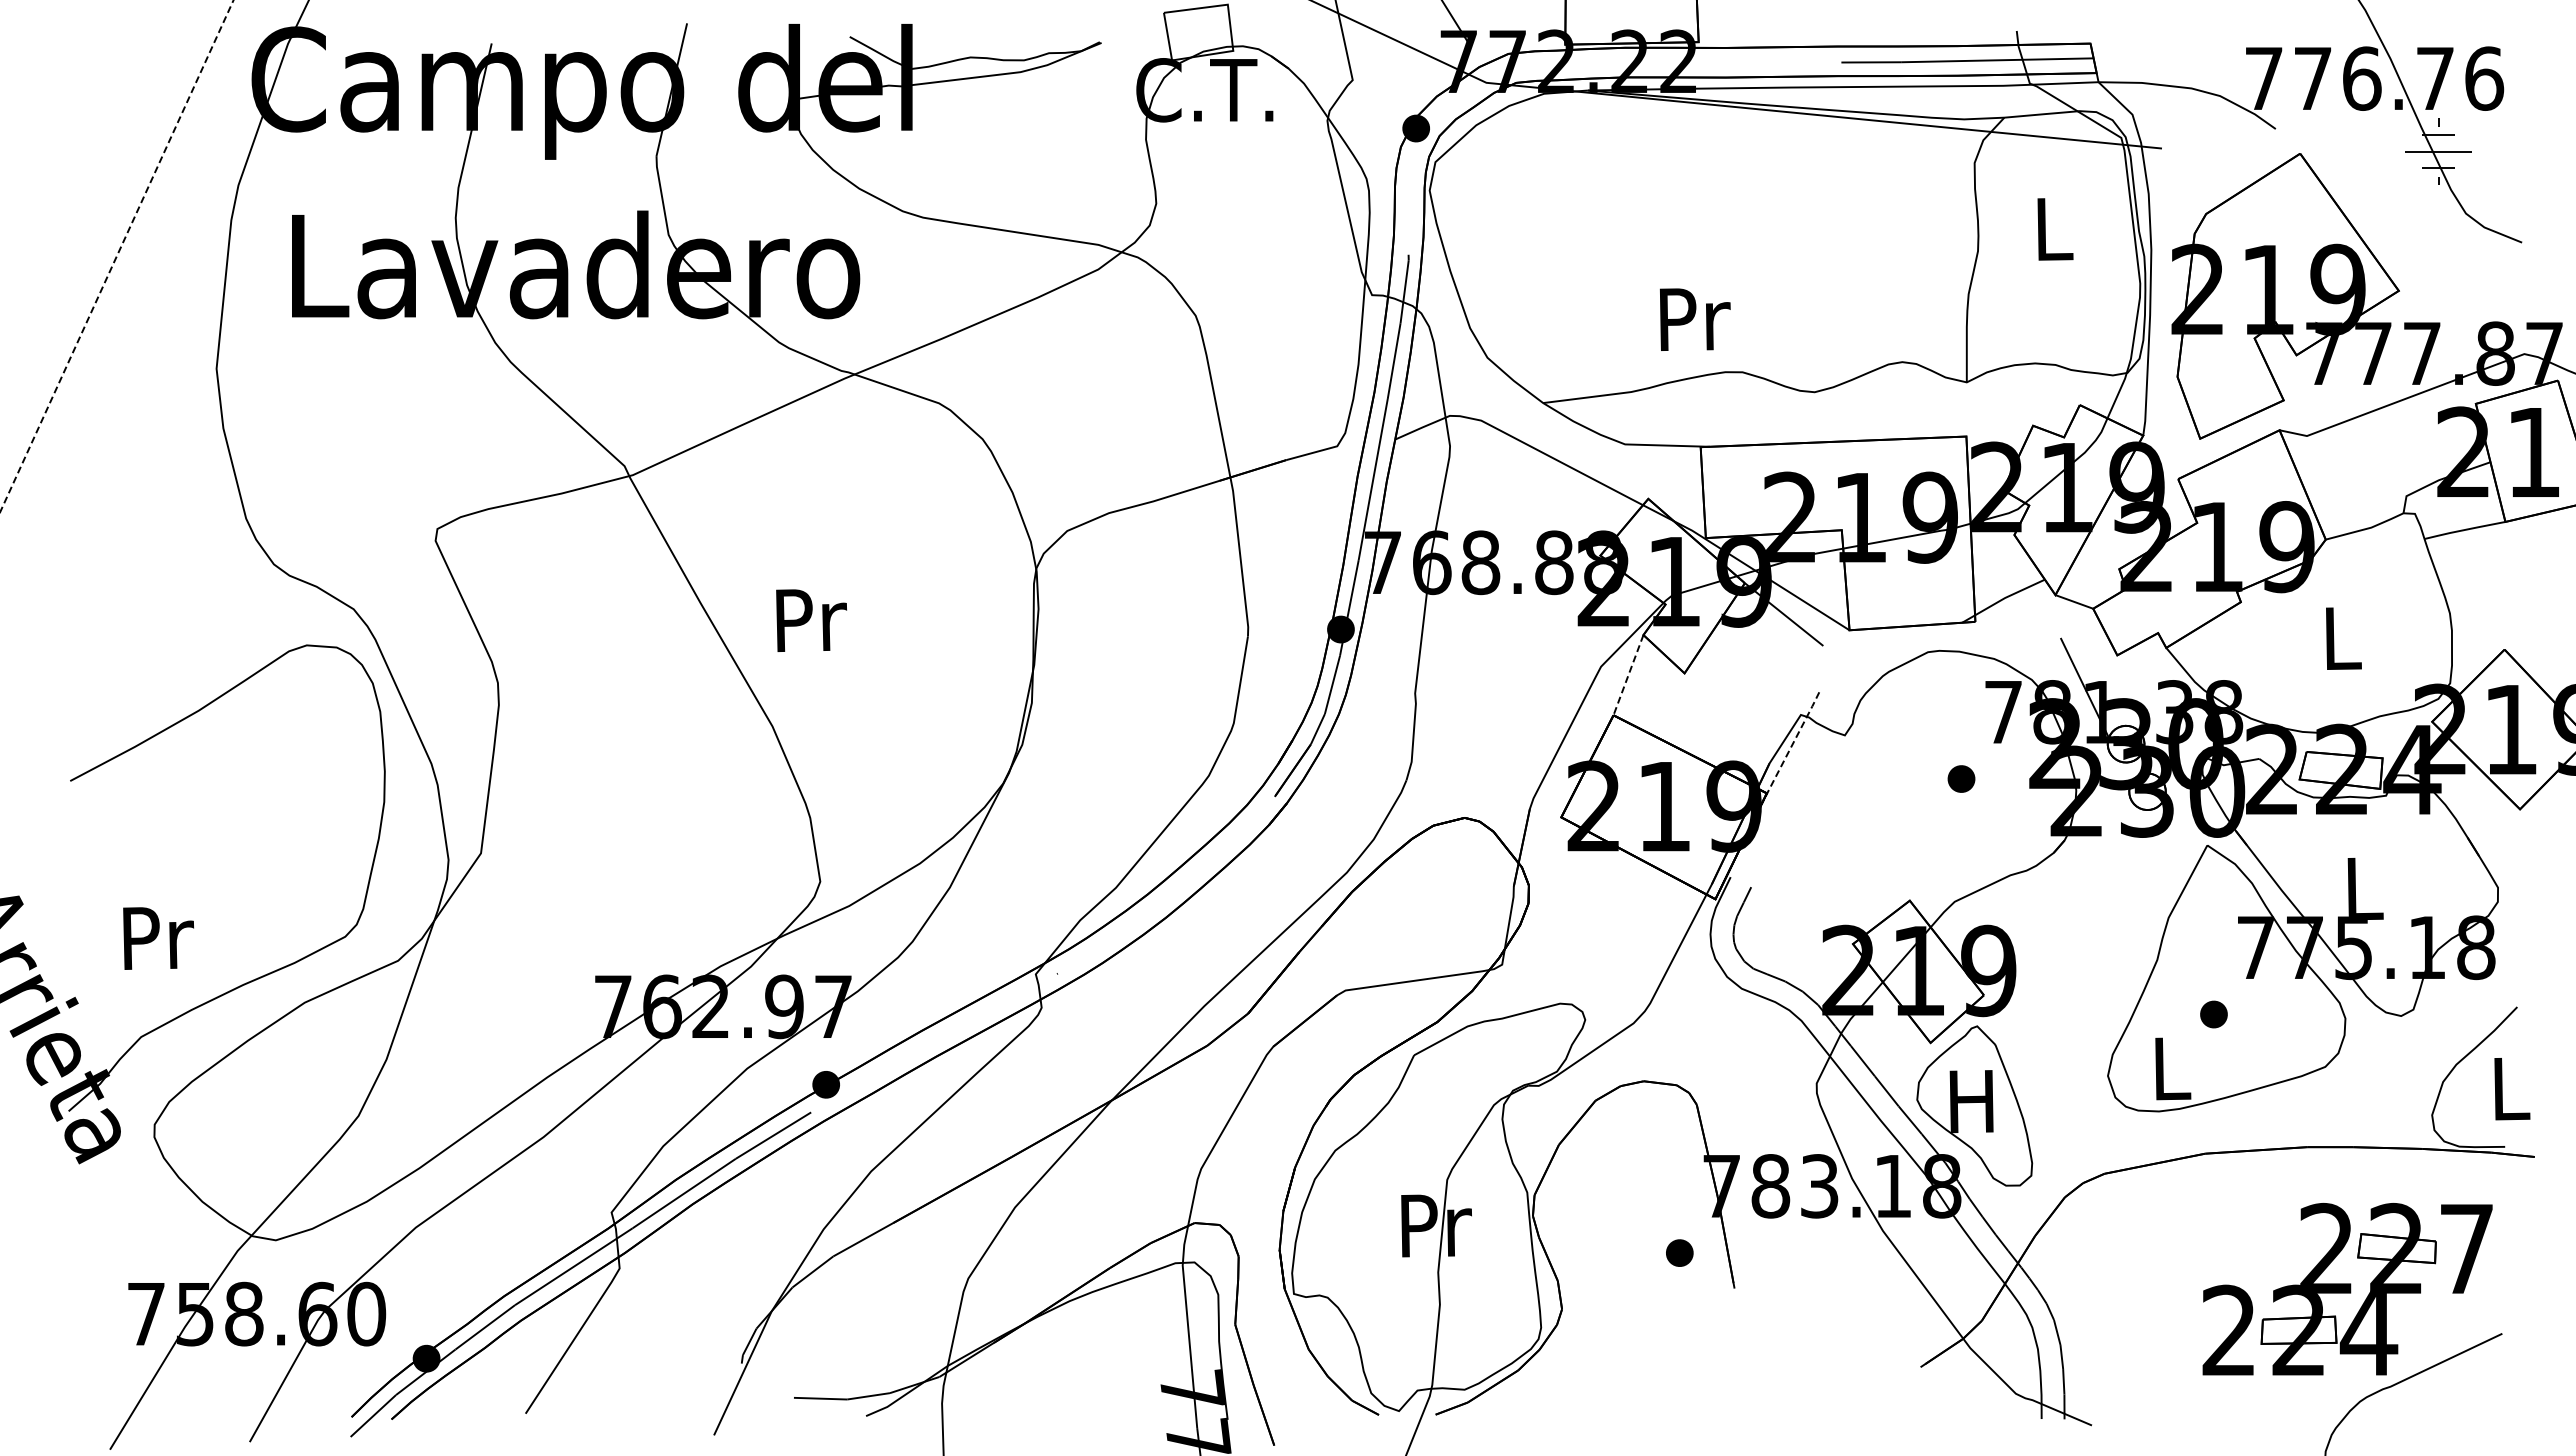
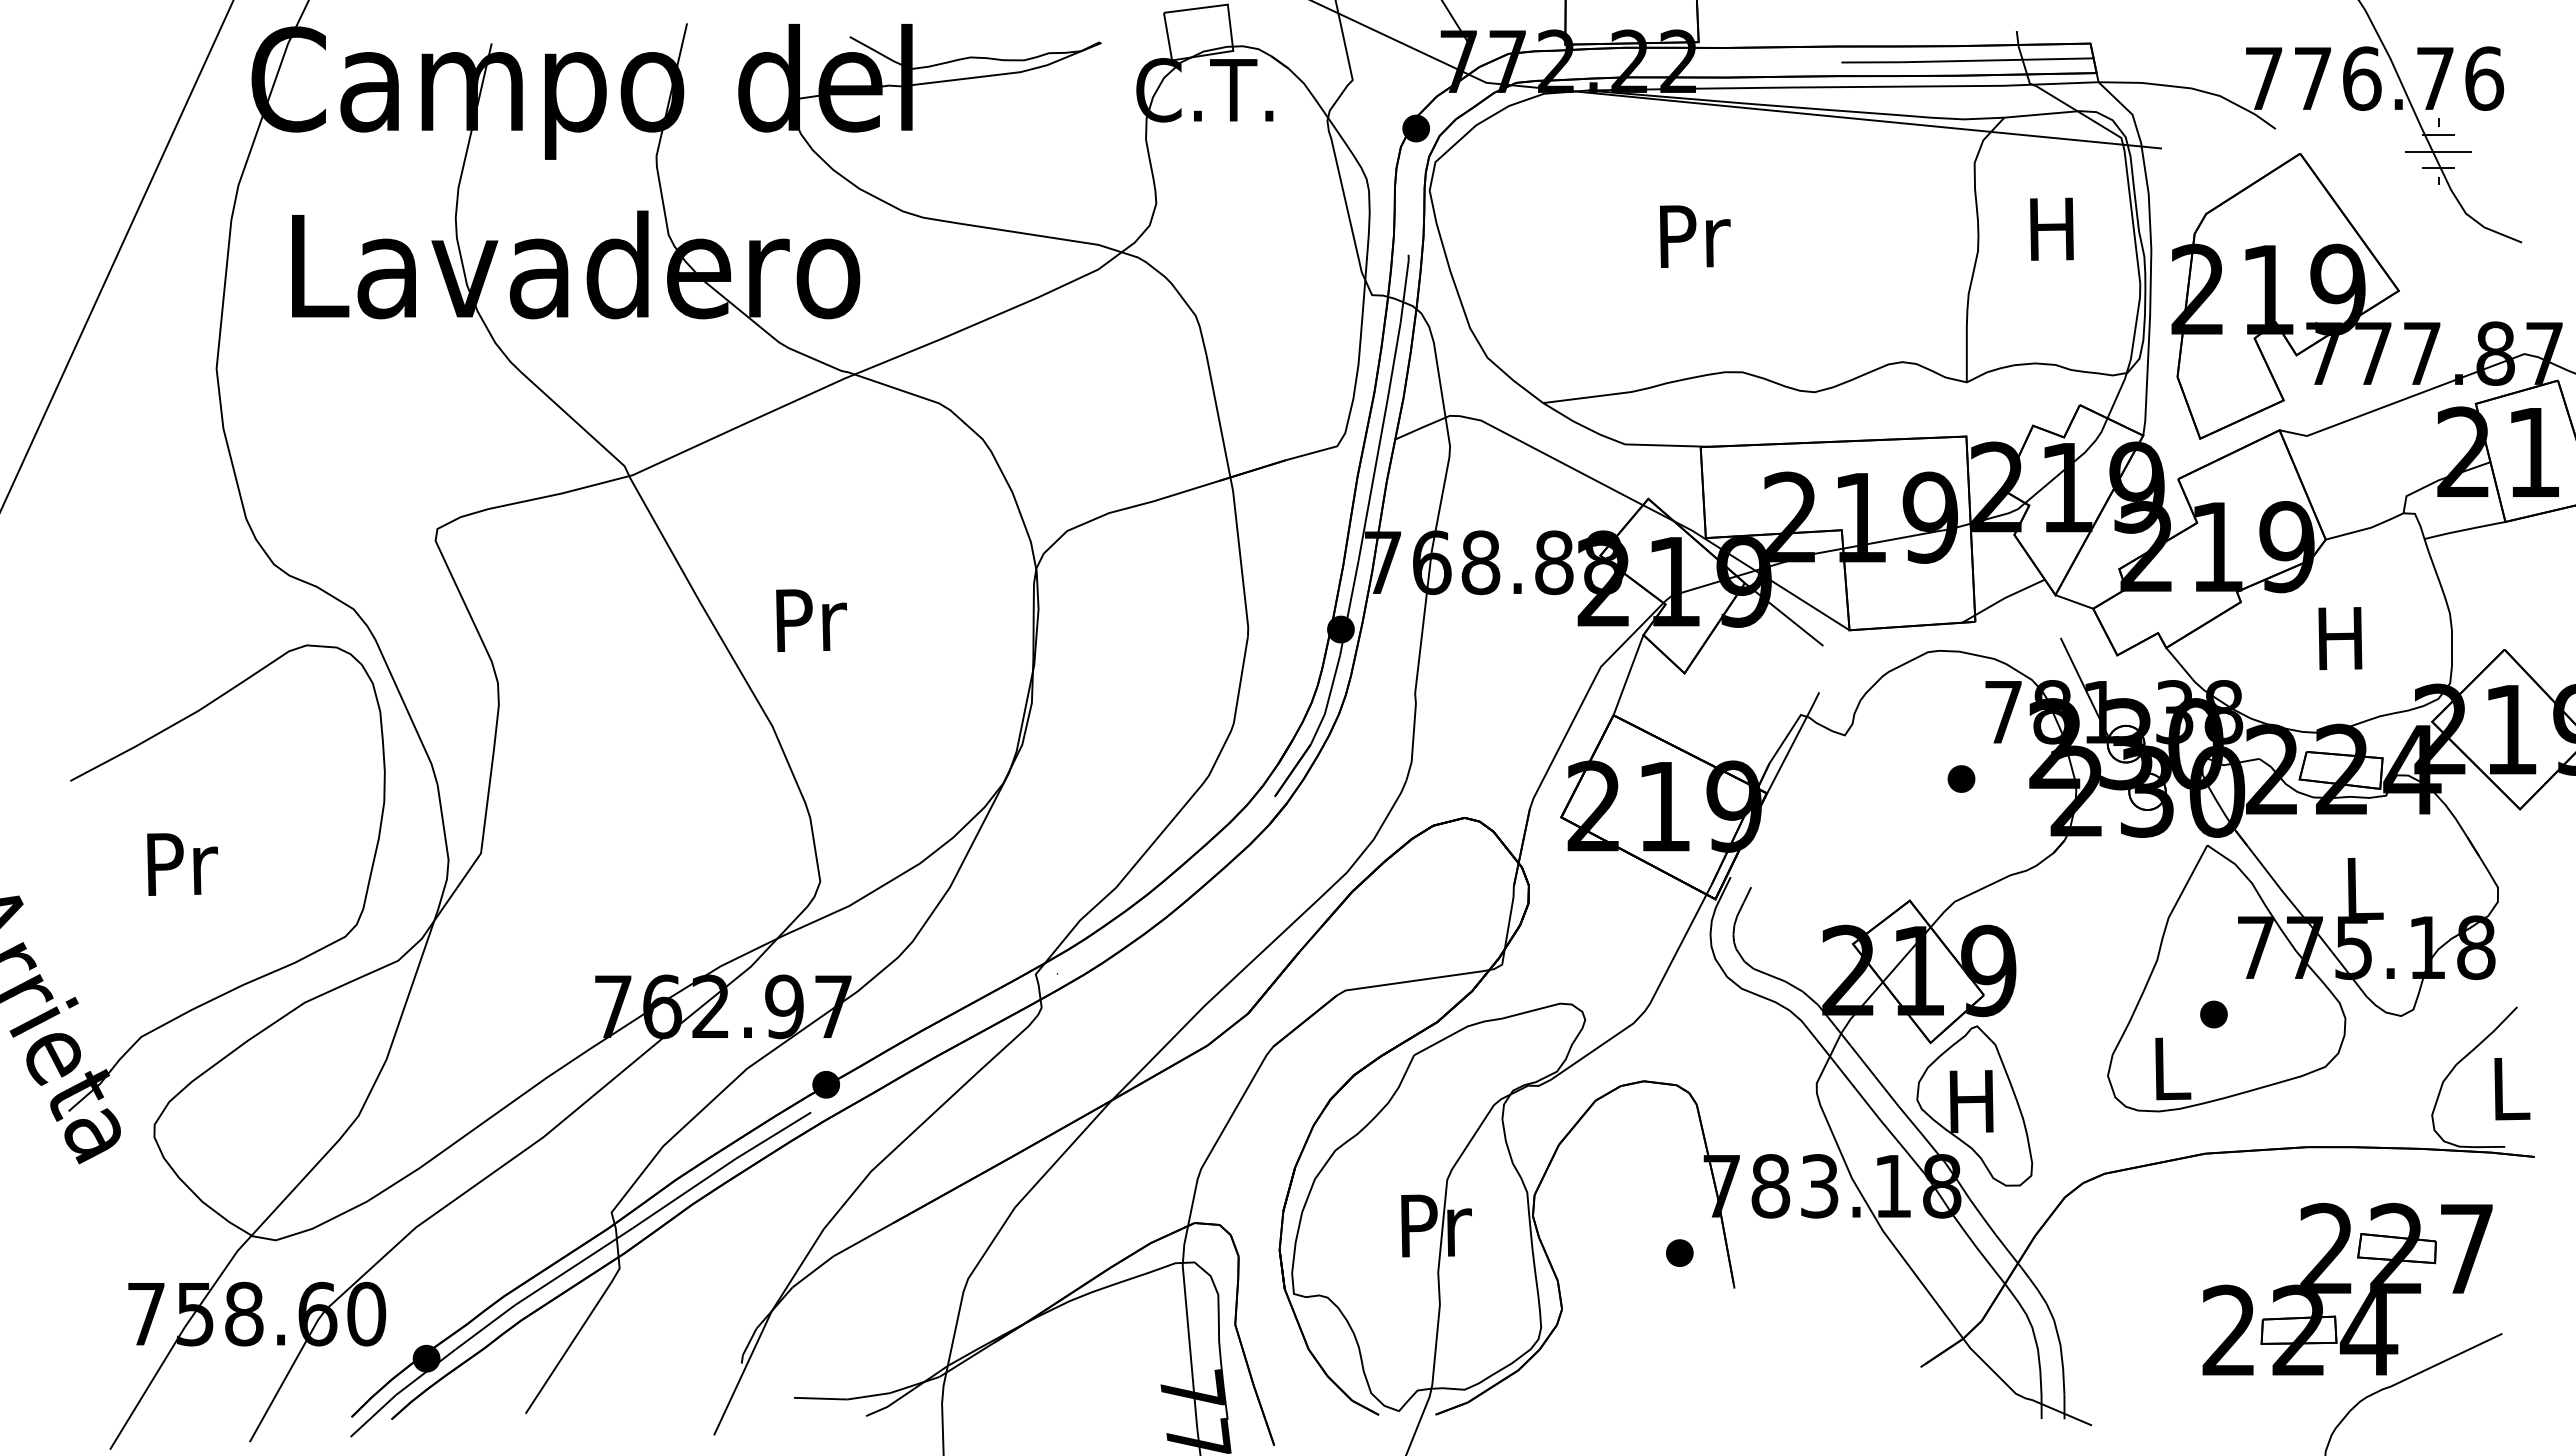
text: L -> H (2051, 228)
line: dashed -> solid (117, 255)
text position: (1695, 319) -> (1695, 236) (1695, 236)
text: L -> H (2340, 638)
line: dashed -> solid (1628, 675)
line: dashed -> solid (1790, 747)
text position: (158, 938) -> (182, 864) (182, 864)
